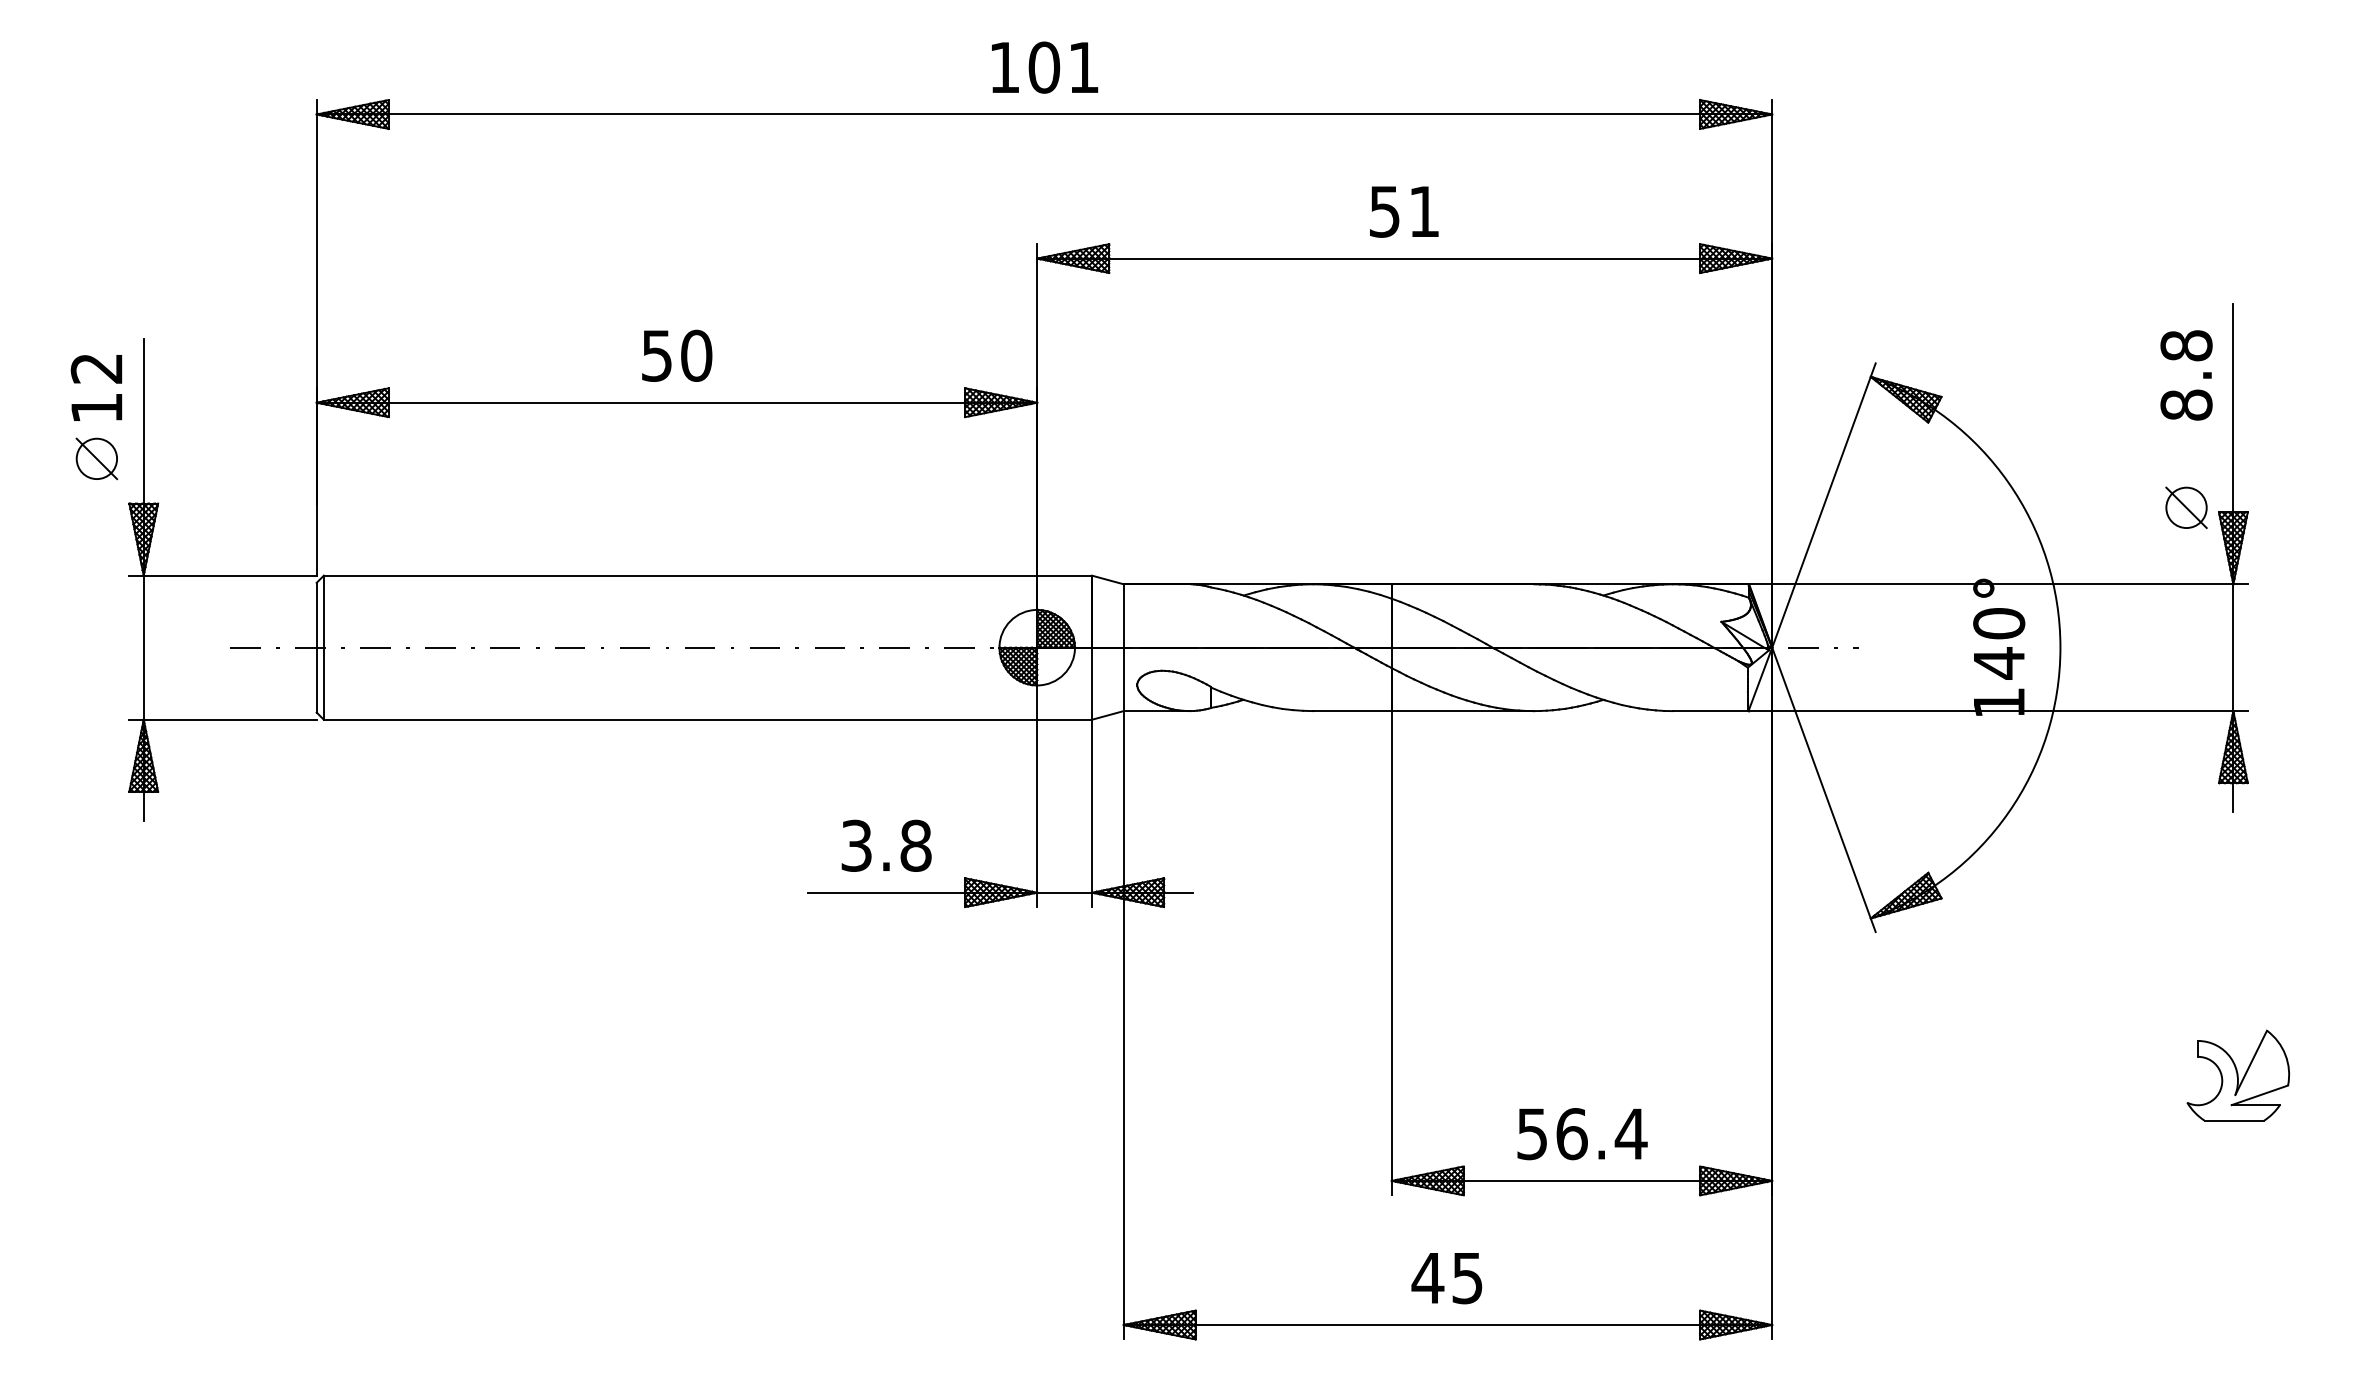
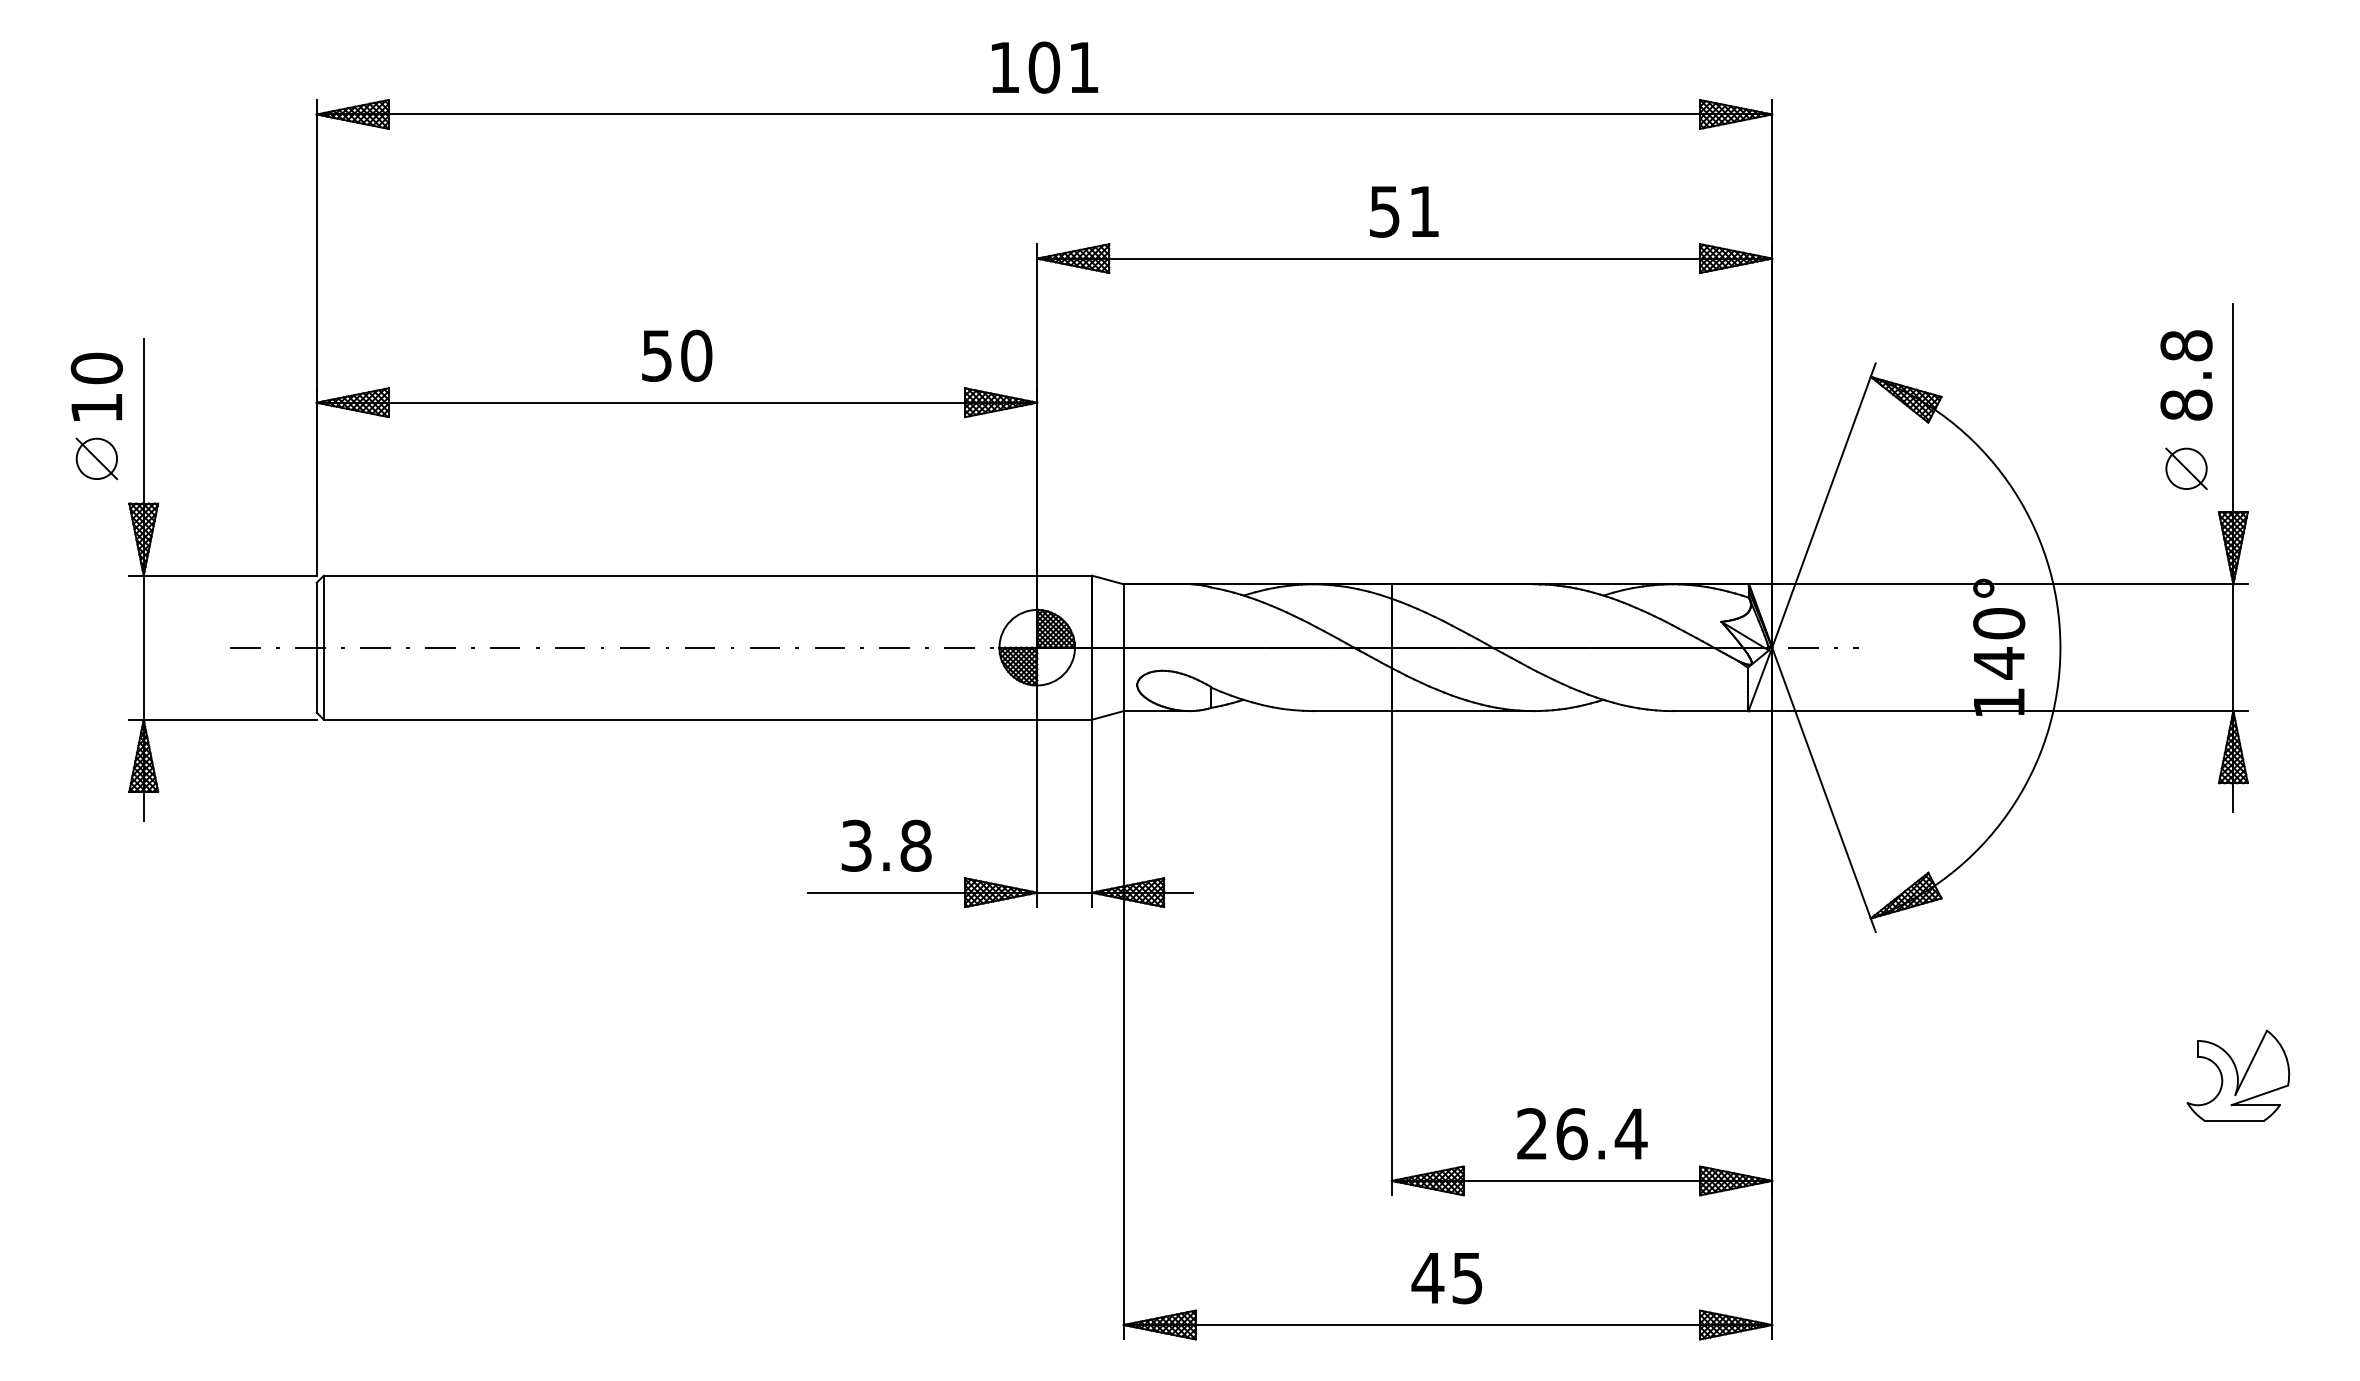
text: 12 -> 10 (96, 368)
part position: (2186, 507) -> (2186, 468) (2186, 468)
text: 56.4 -> 26.4 (1531, 1134)
